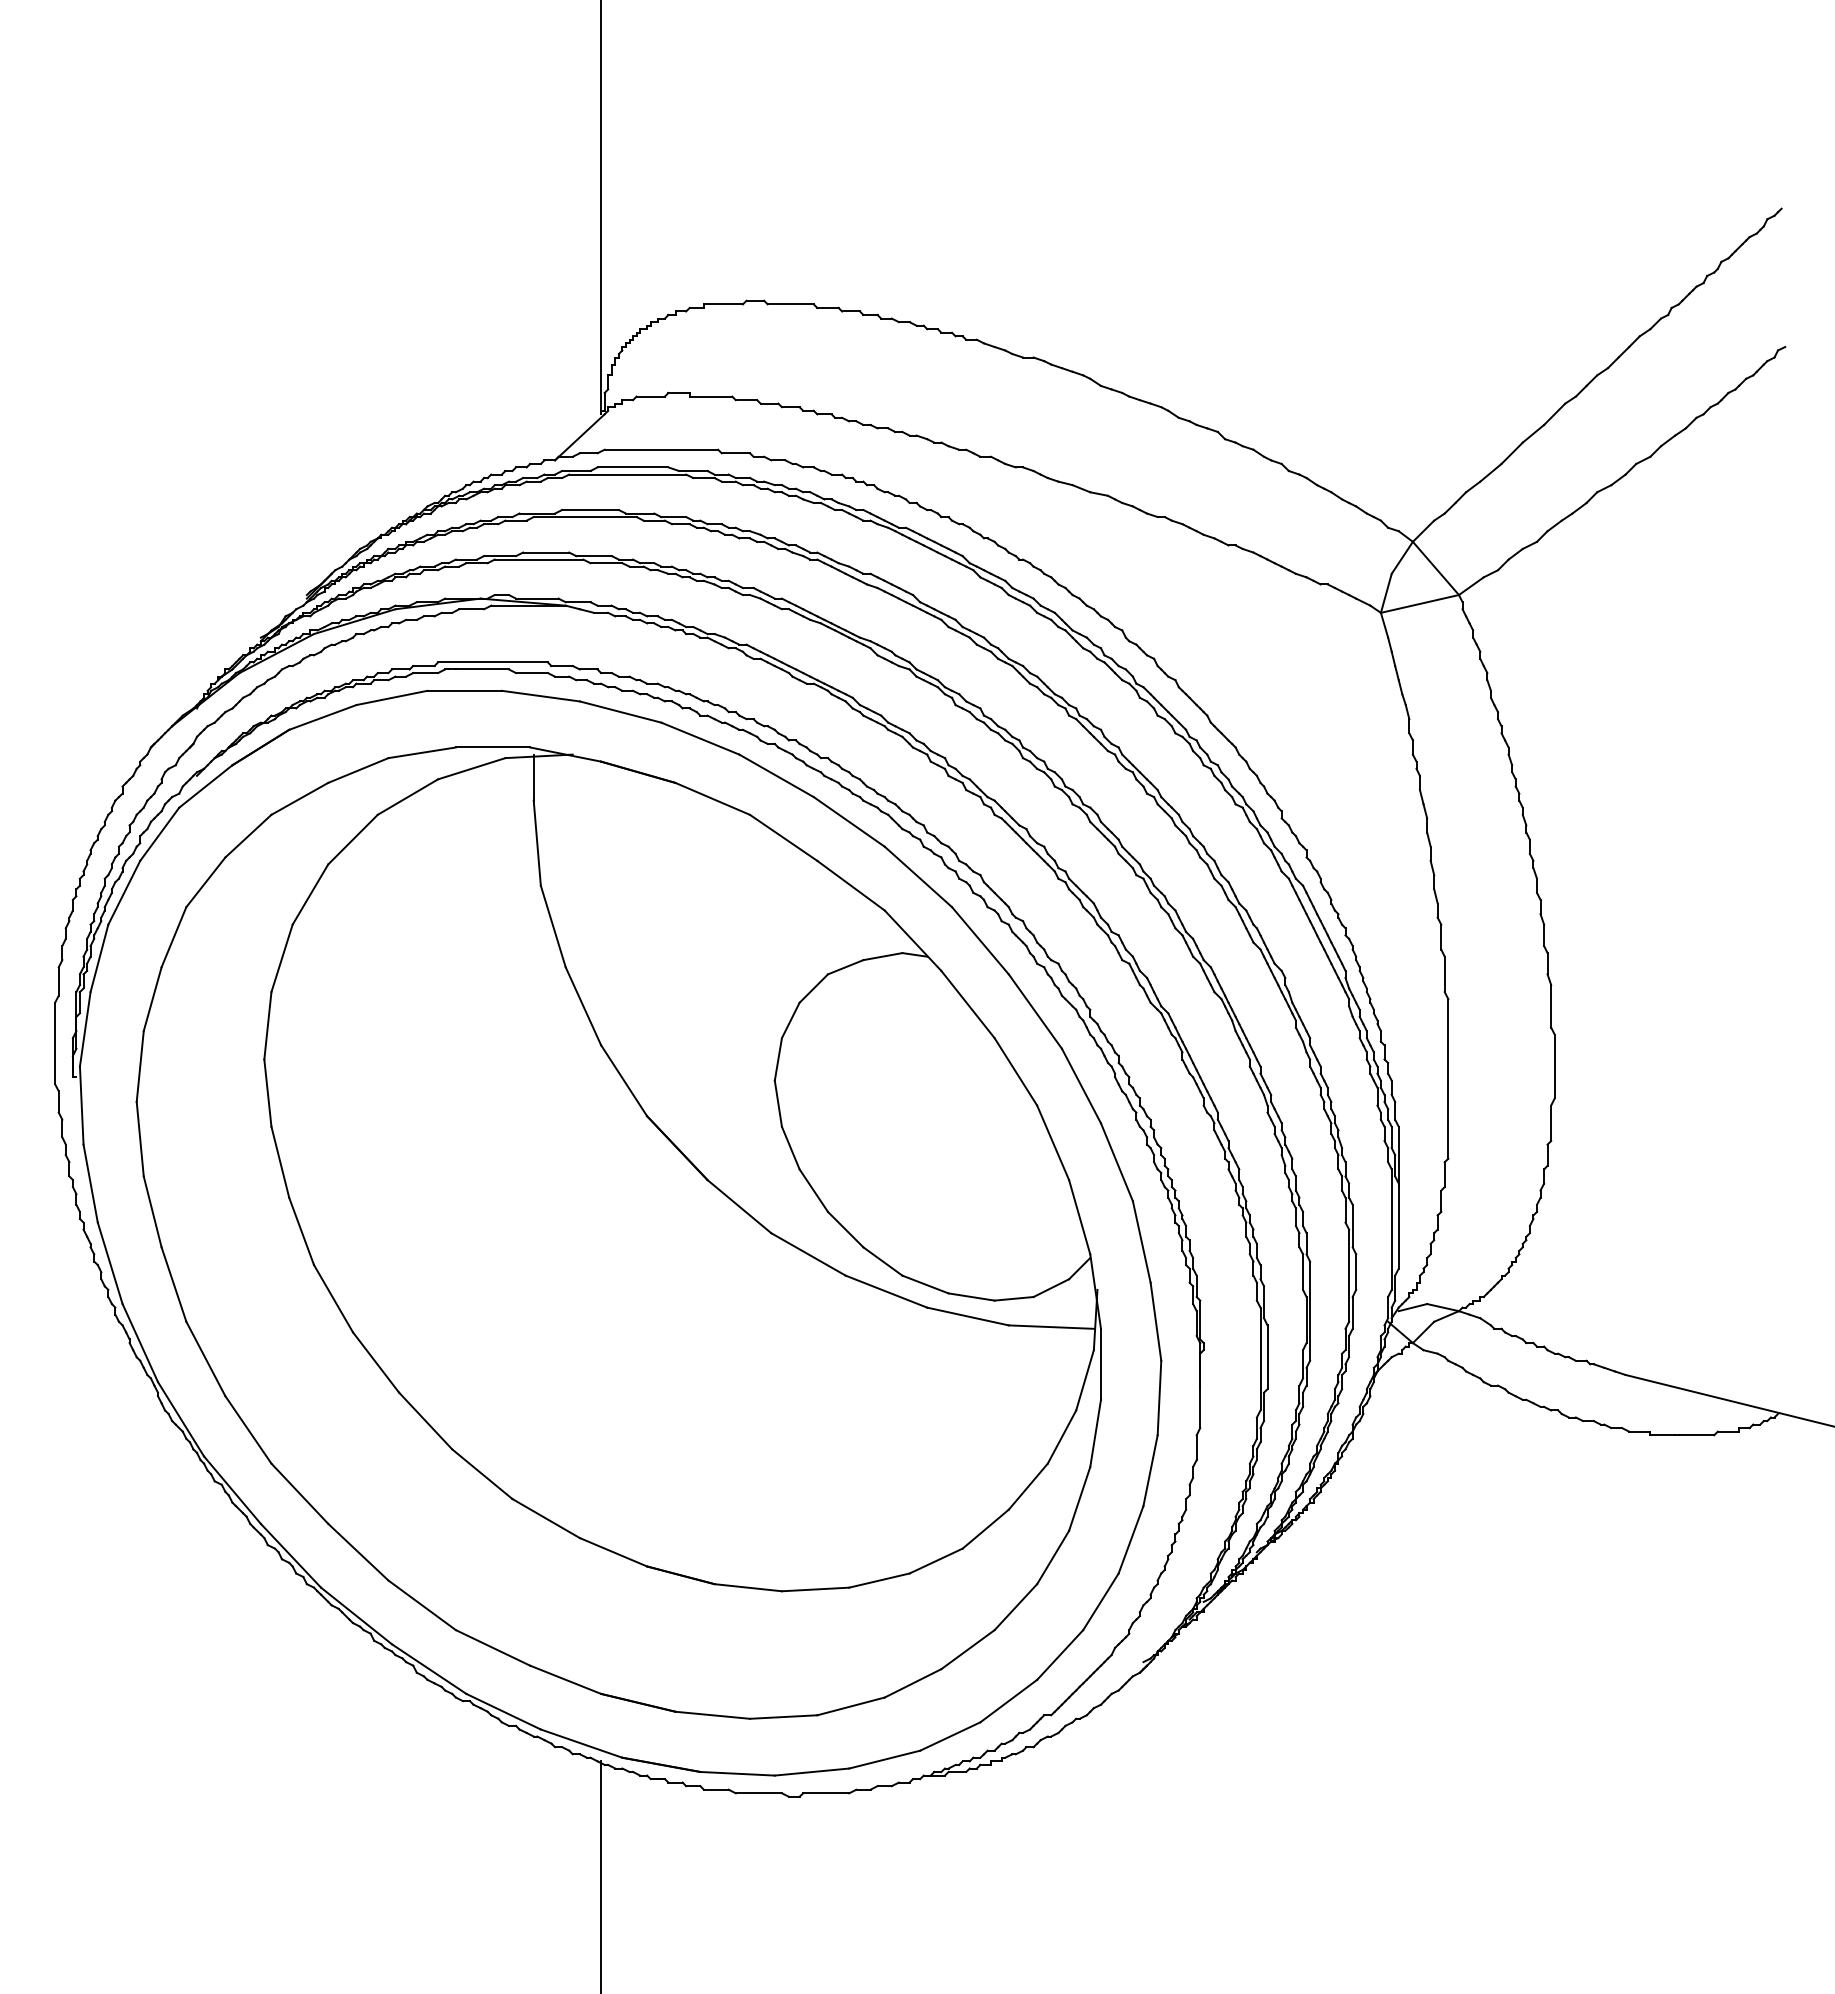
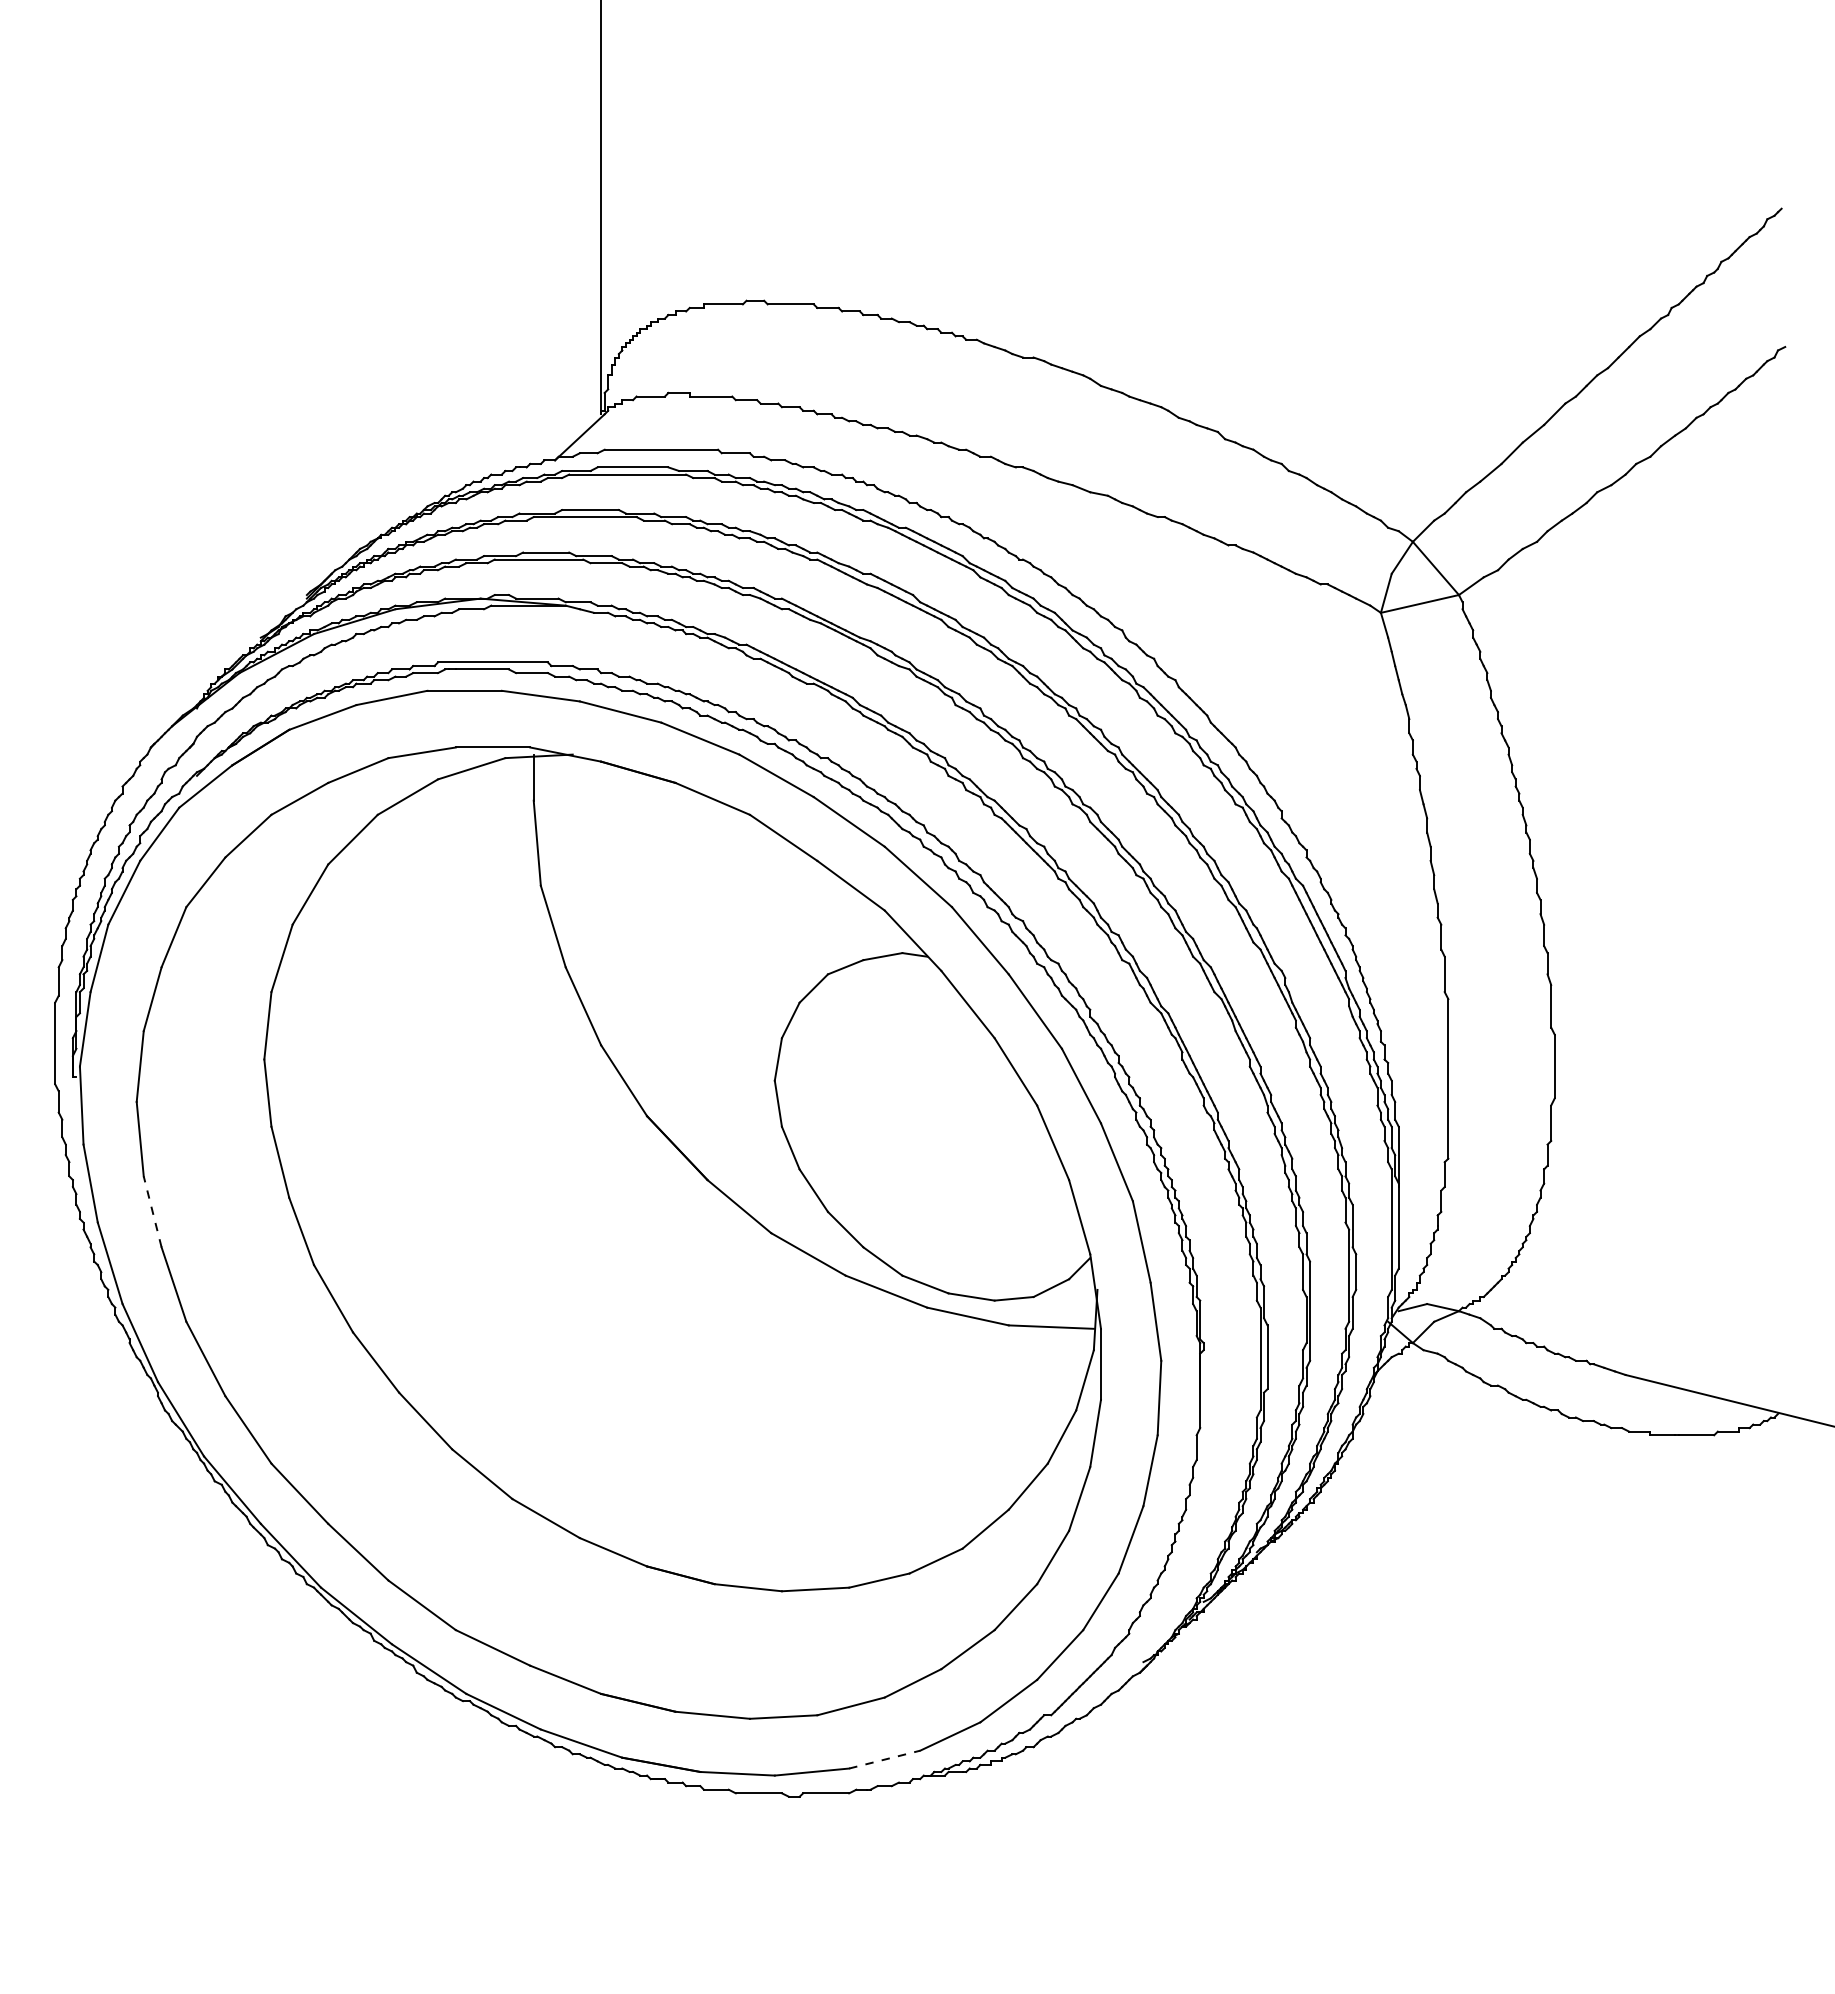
line: solid -> dashed (152, 1211)
line: solid -> dashed (884, 1759)
line: present -> none (601, 1875)
